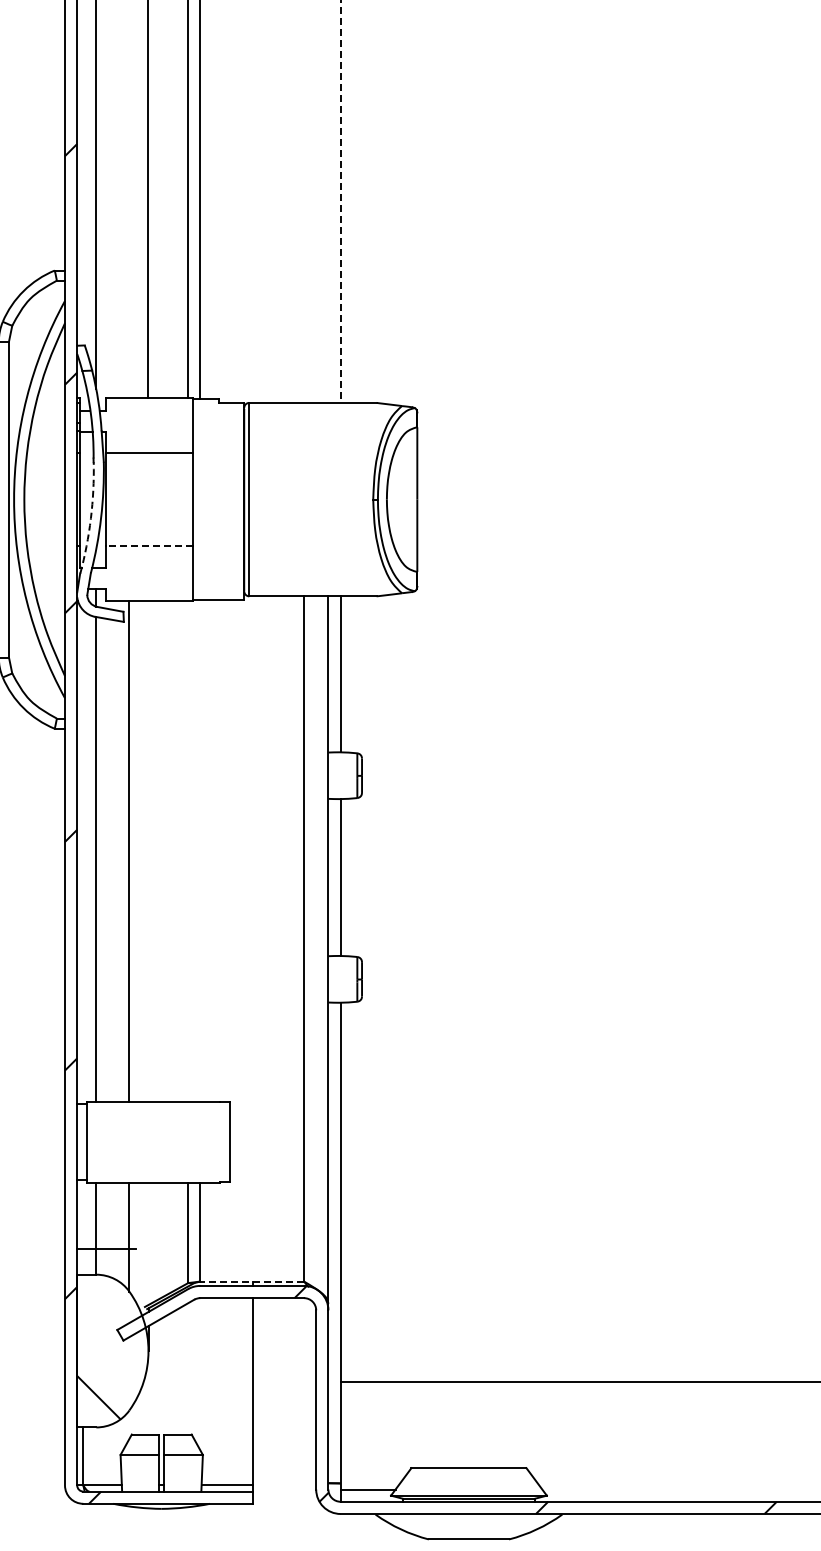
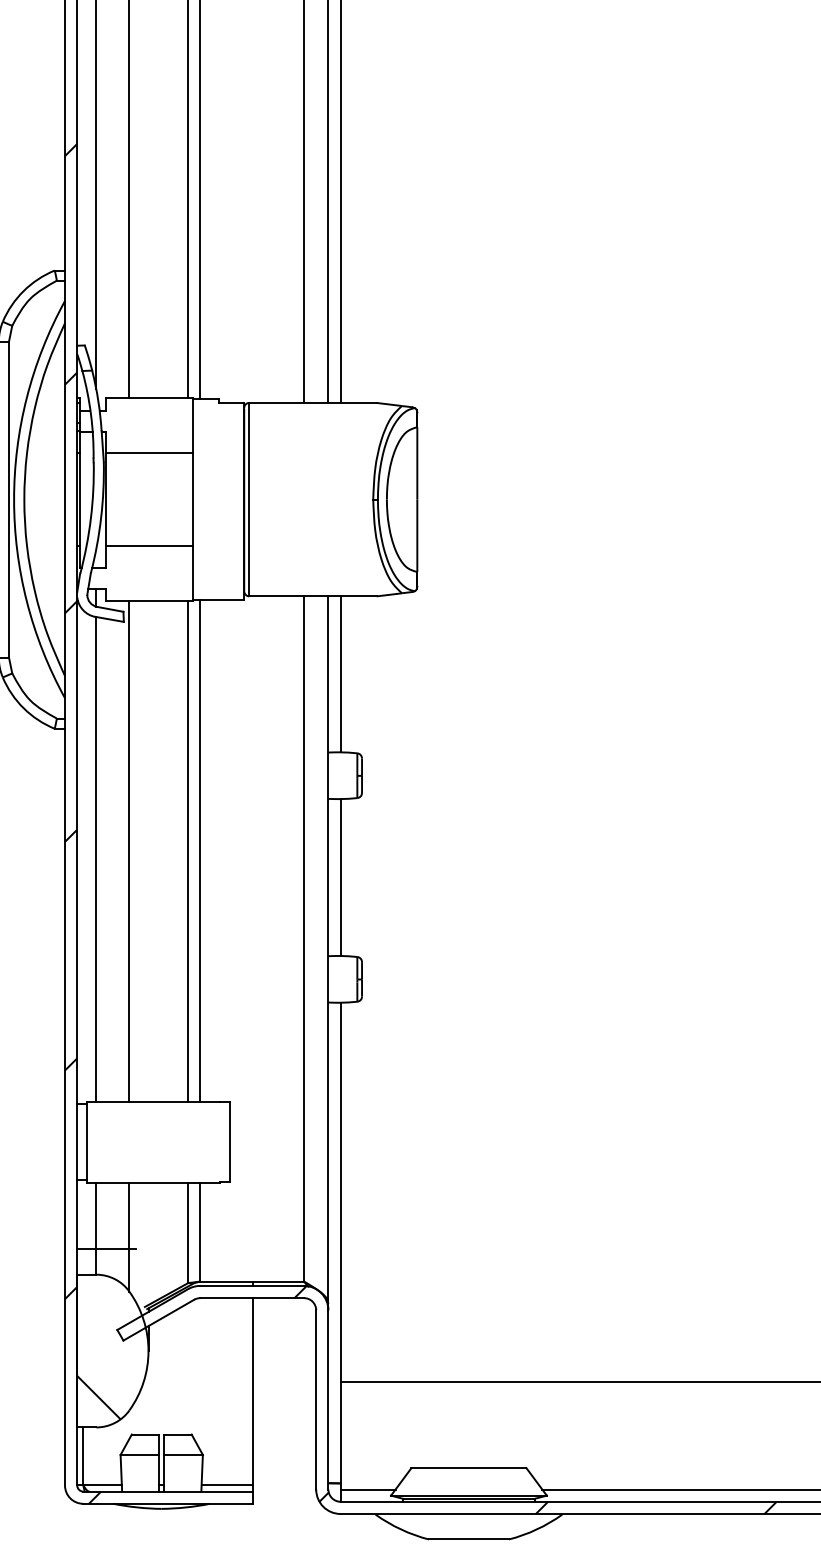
line position: (148, 199) -> (129, 199) (129, 199)
line: dashed -> solid (340, 201)
line: none -> present (303, 202)
line: none -> present (328, 202)
arc: dashed -> solid (90, 518)
line: dashed -> solid (149, 546)
line: none -> present (200, 850)
line: none -> present (188, 851)
line: dashed -> solid (252, 1281)
line: none -> present (679, 1489)
